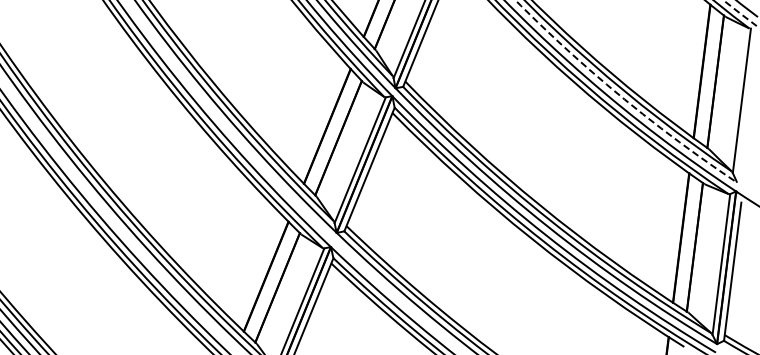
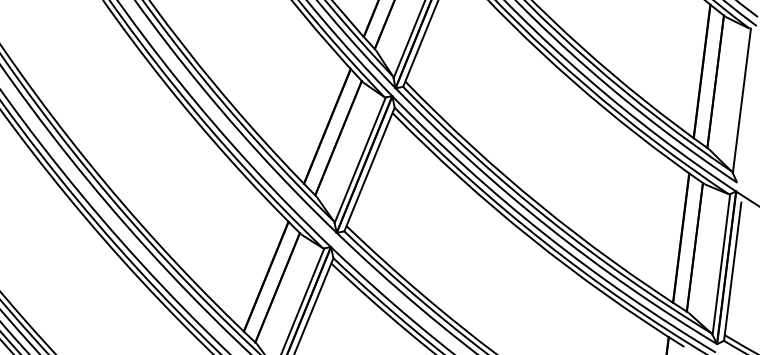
arc: dashed -> solid (739, 12)
arc: dashed -> solid (621, 97)
